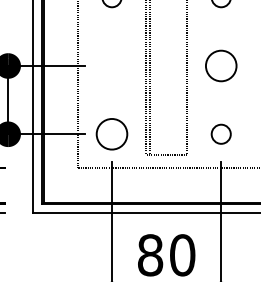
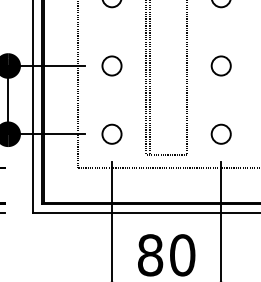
circle: none -> present (111, 65)
circle diameter: 31 px -> 19 px (220, 65)
circle diameter: 31 px -> 19 px (111, 133)
